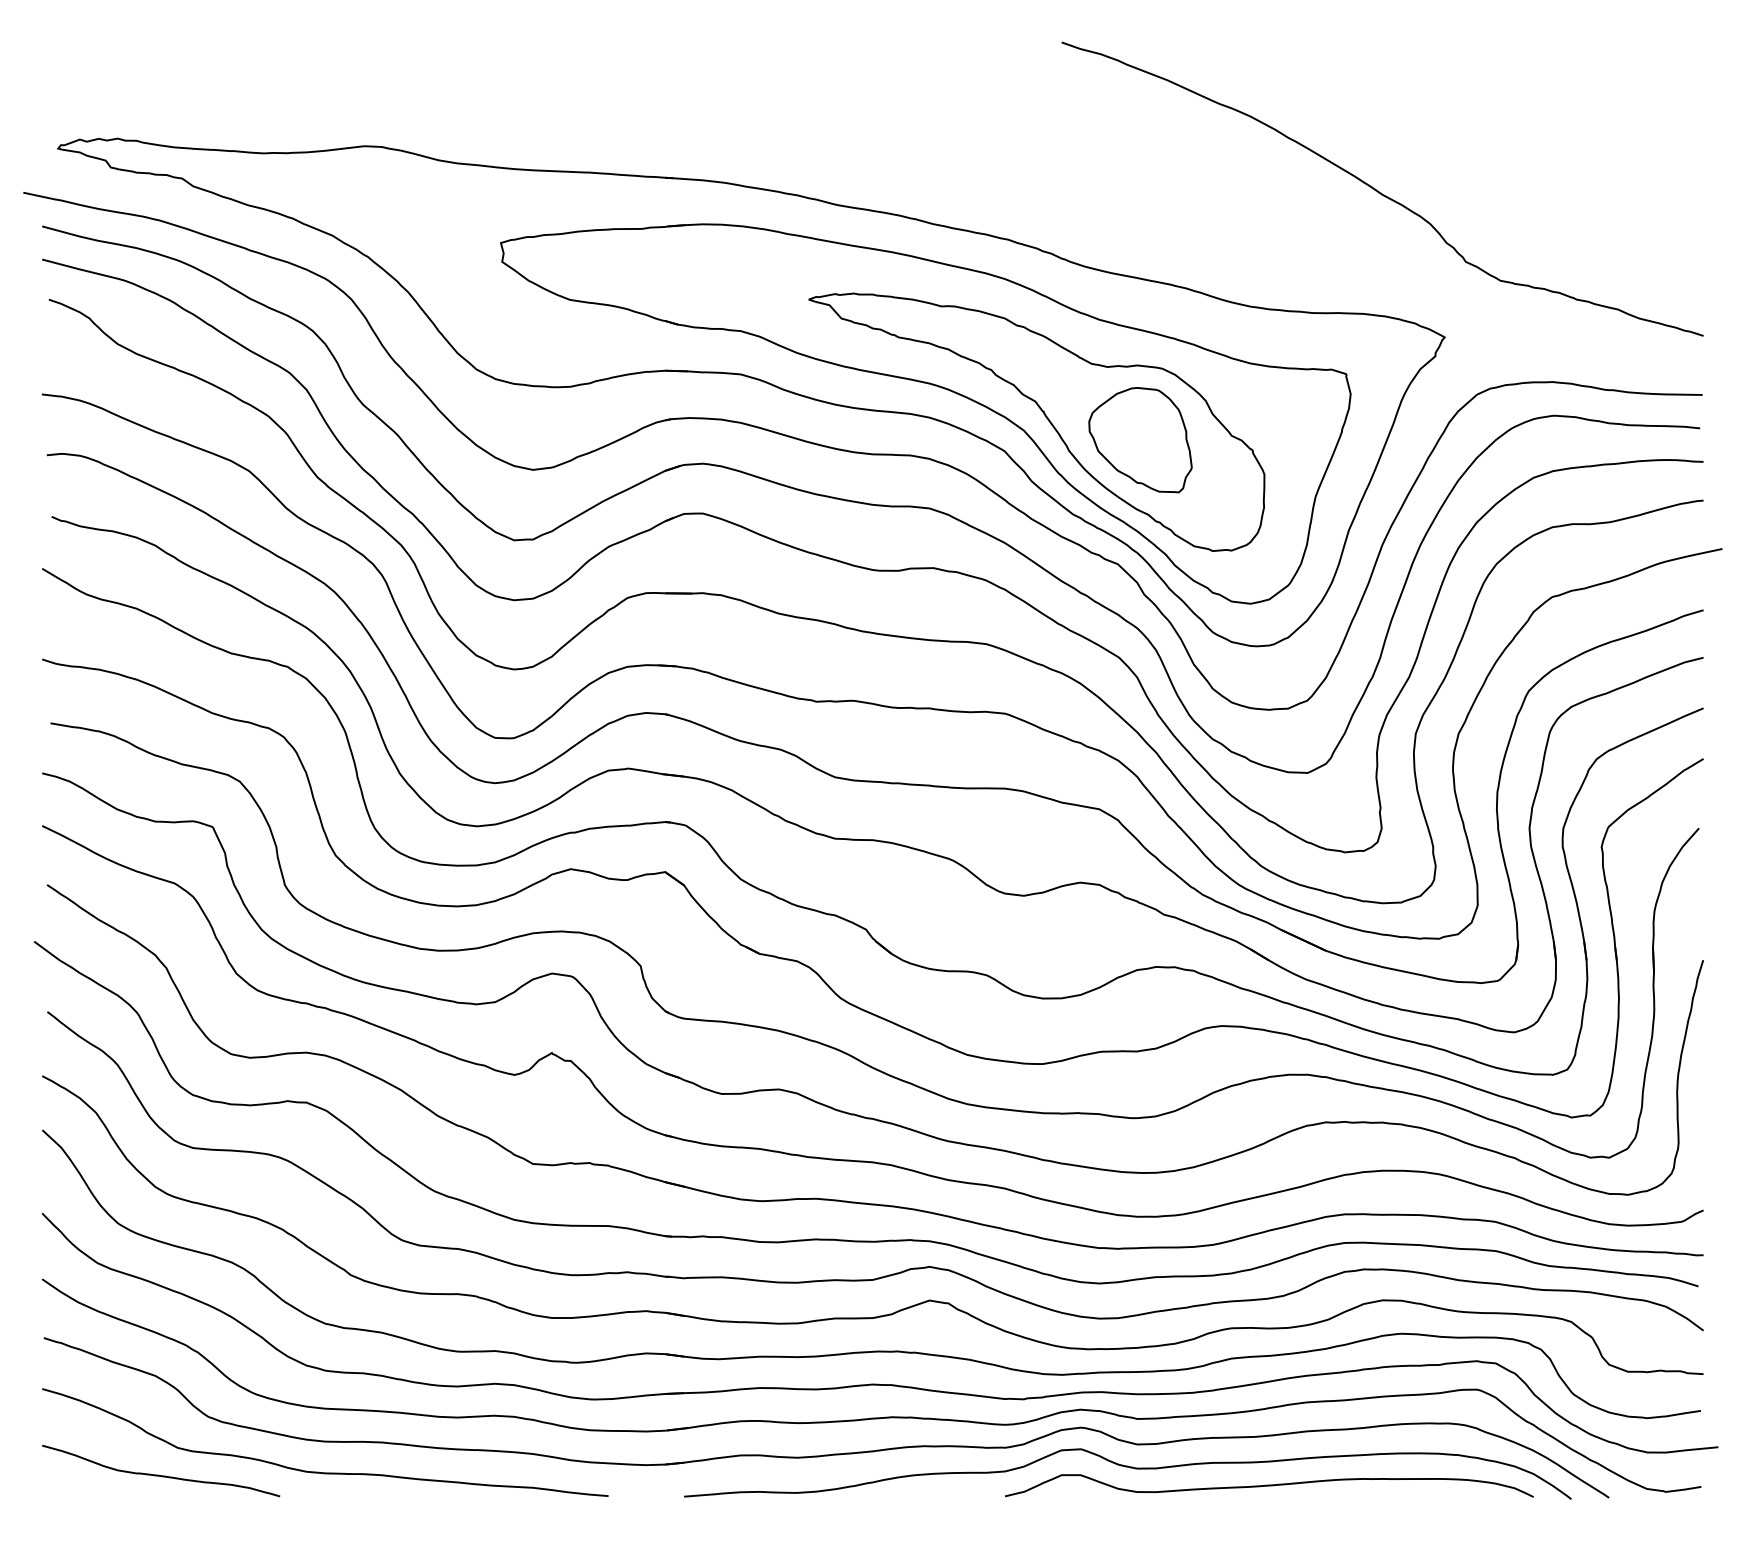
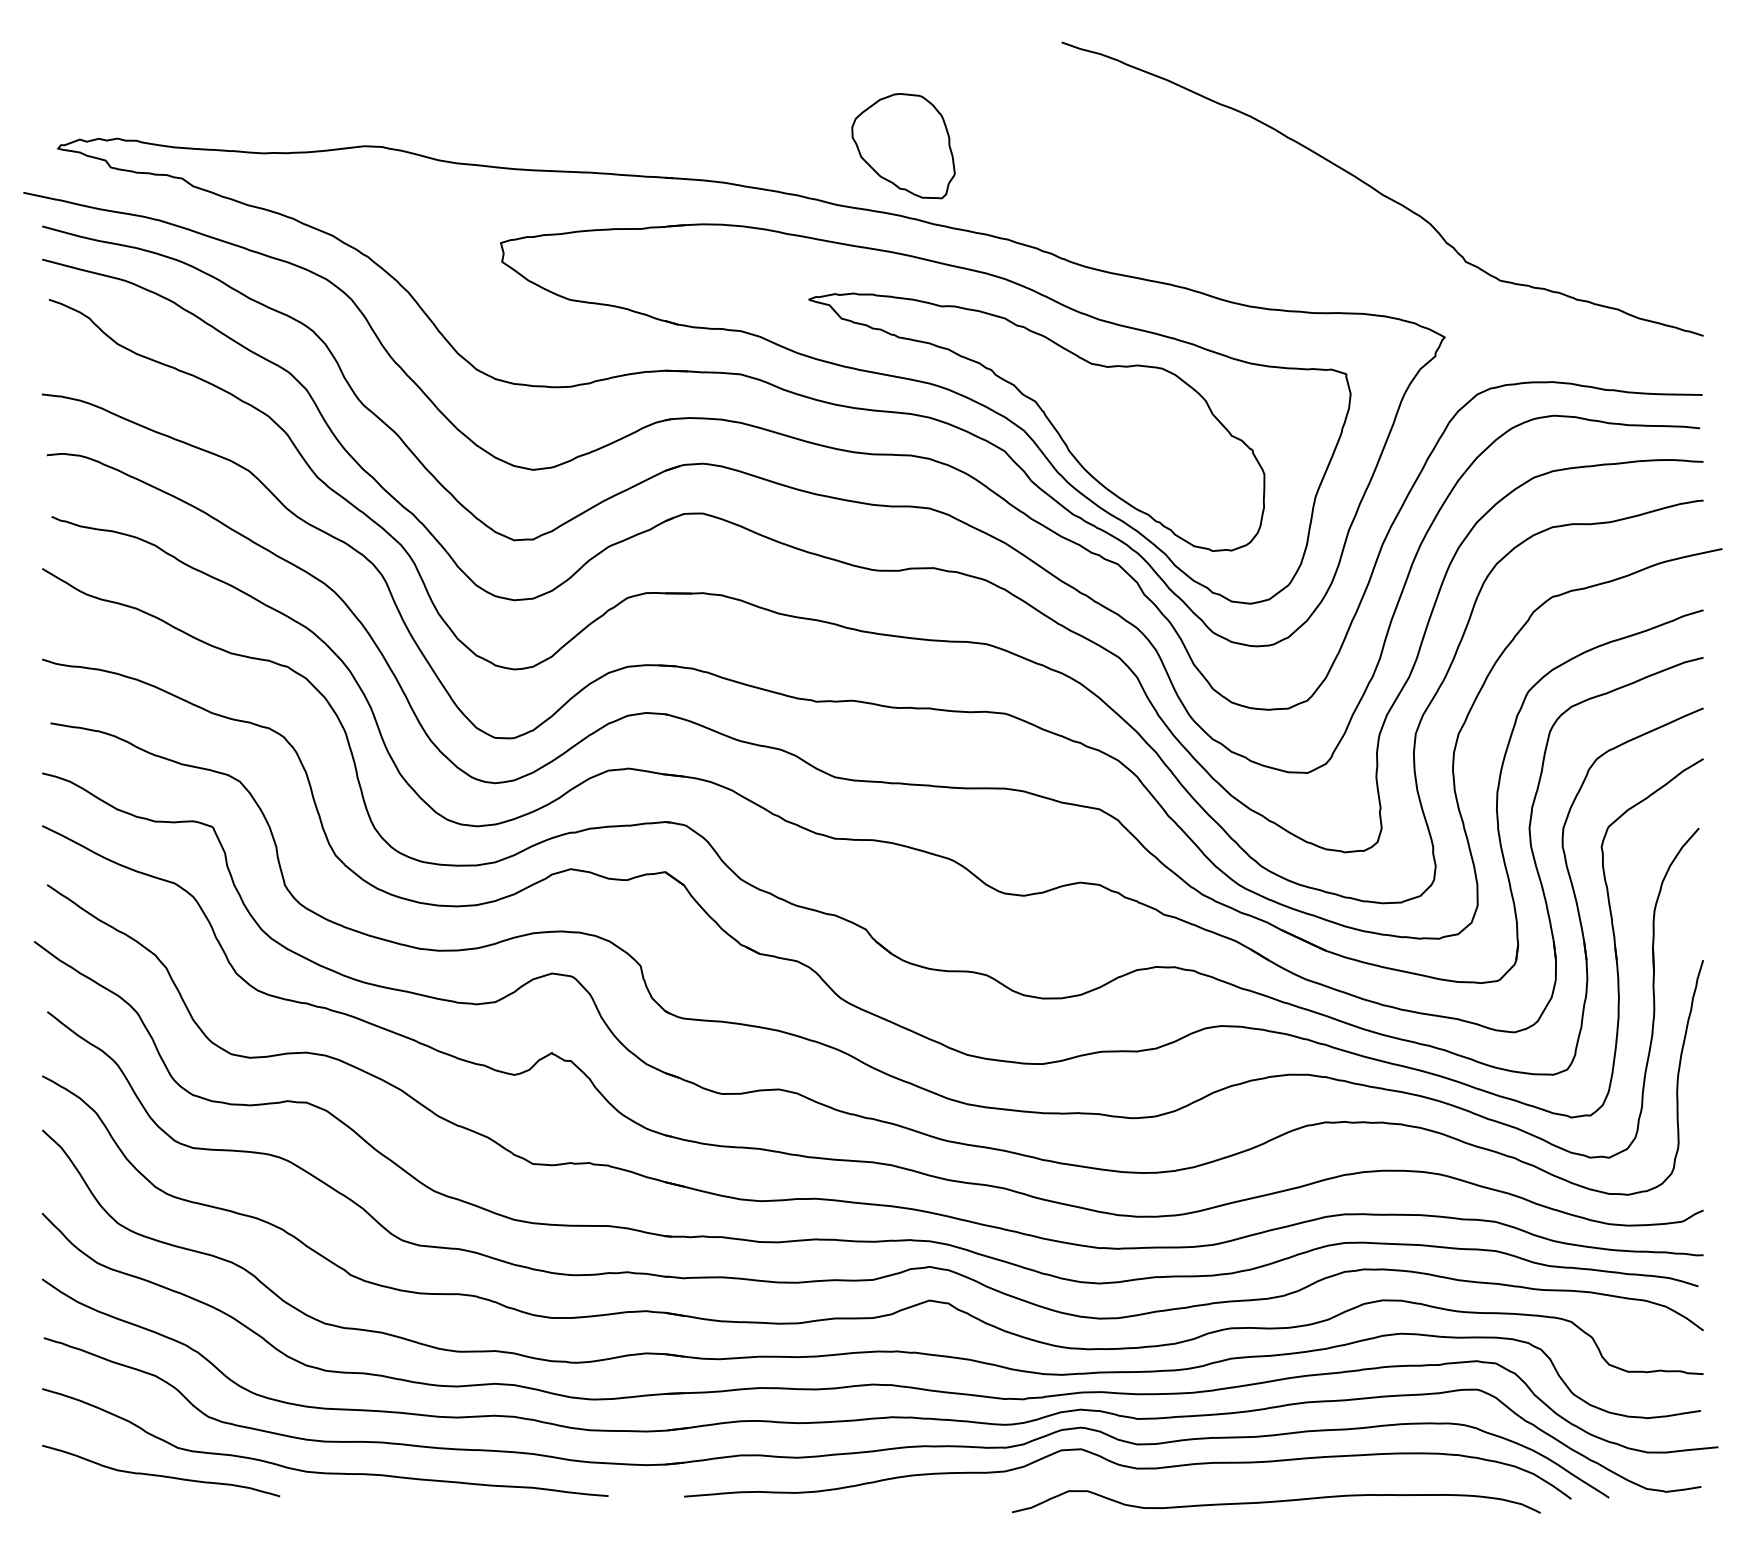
part position: (1140, 440) -> (903, 146) (903, 146)
curve position: (1269, 1485) -> (1276, 1501) (1276, 1501)
